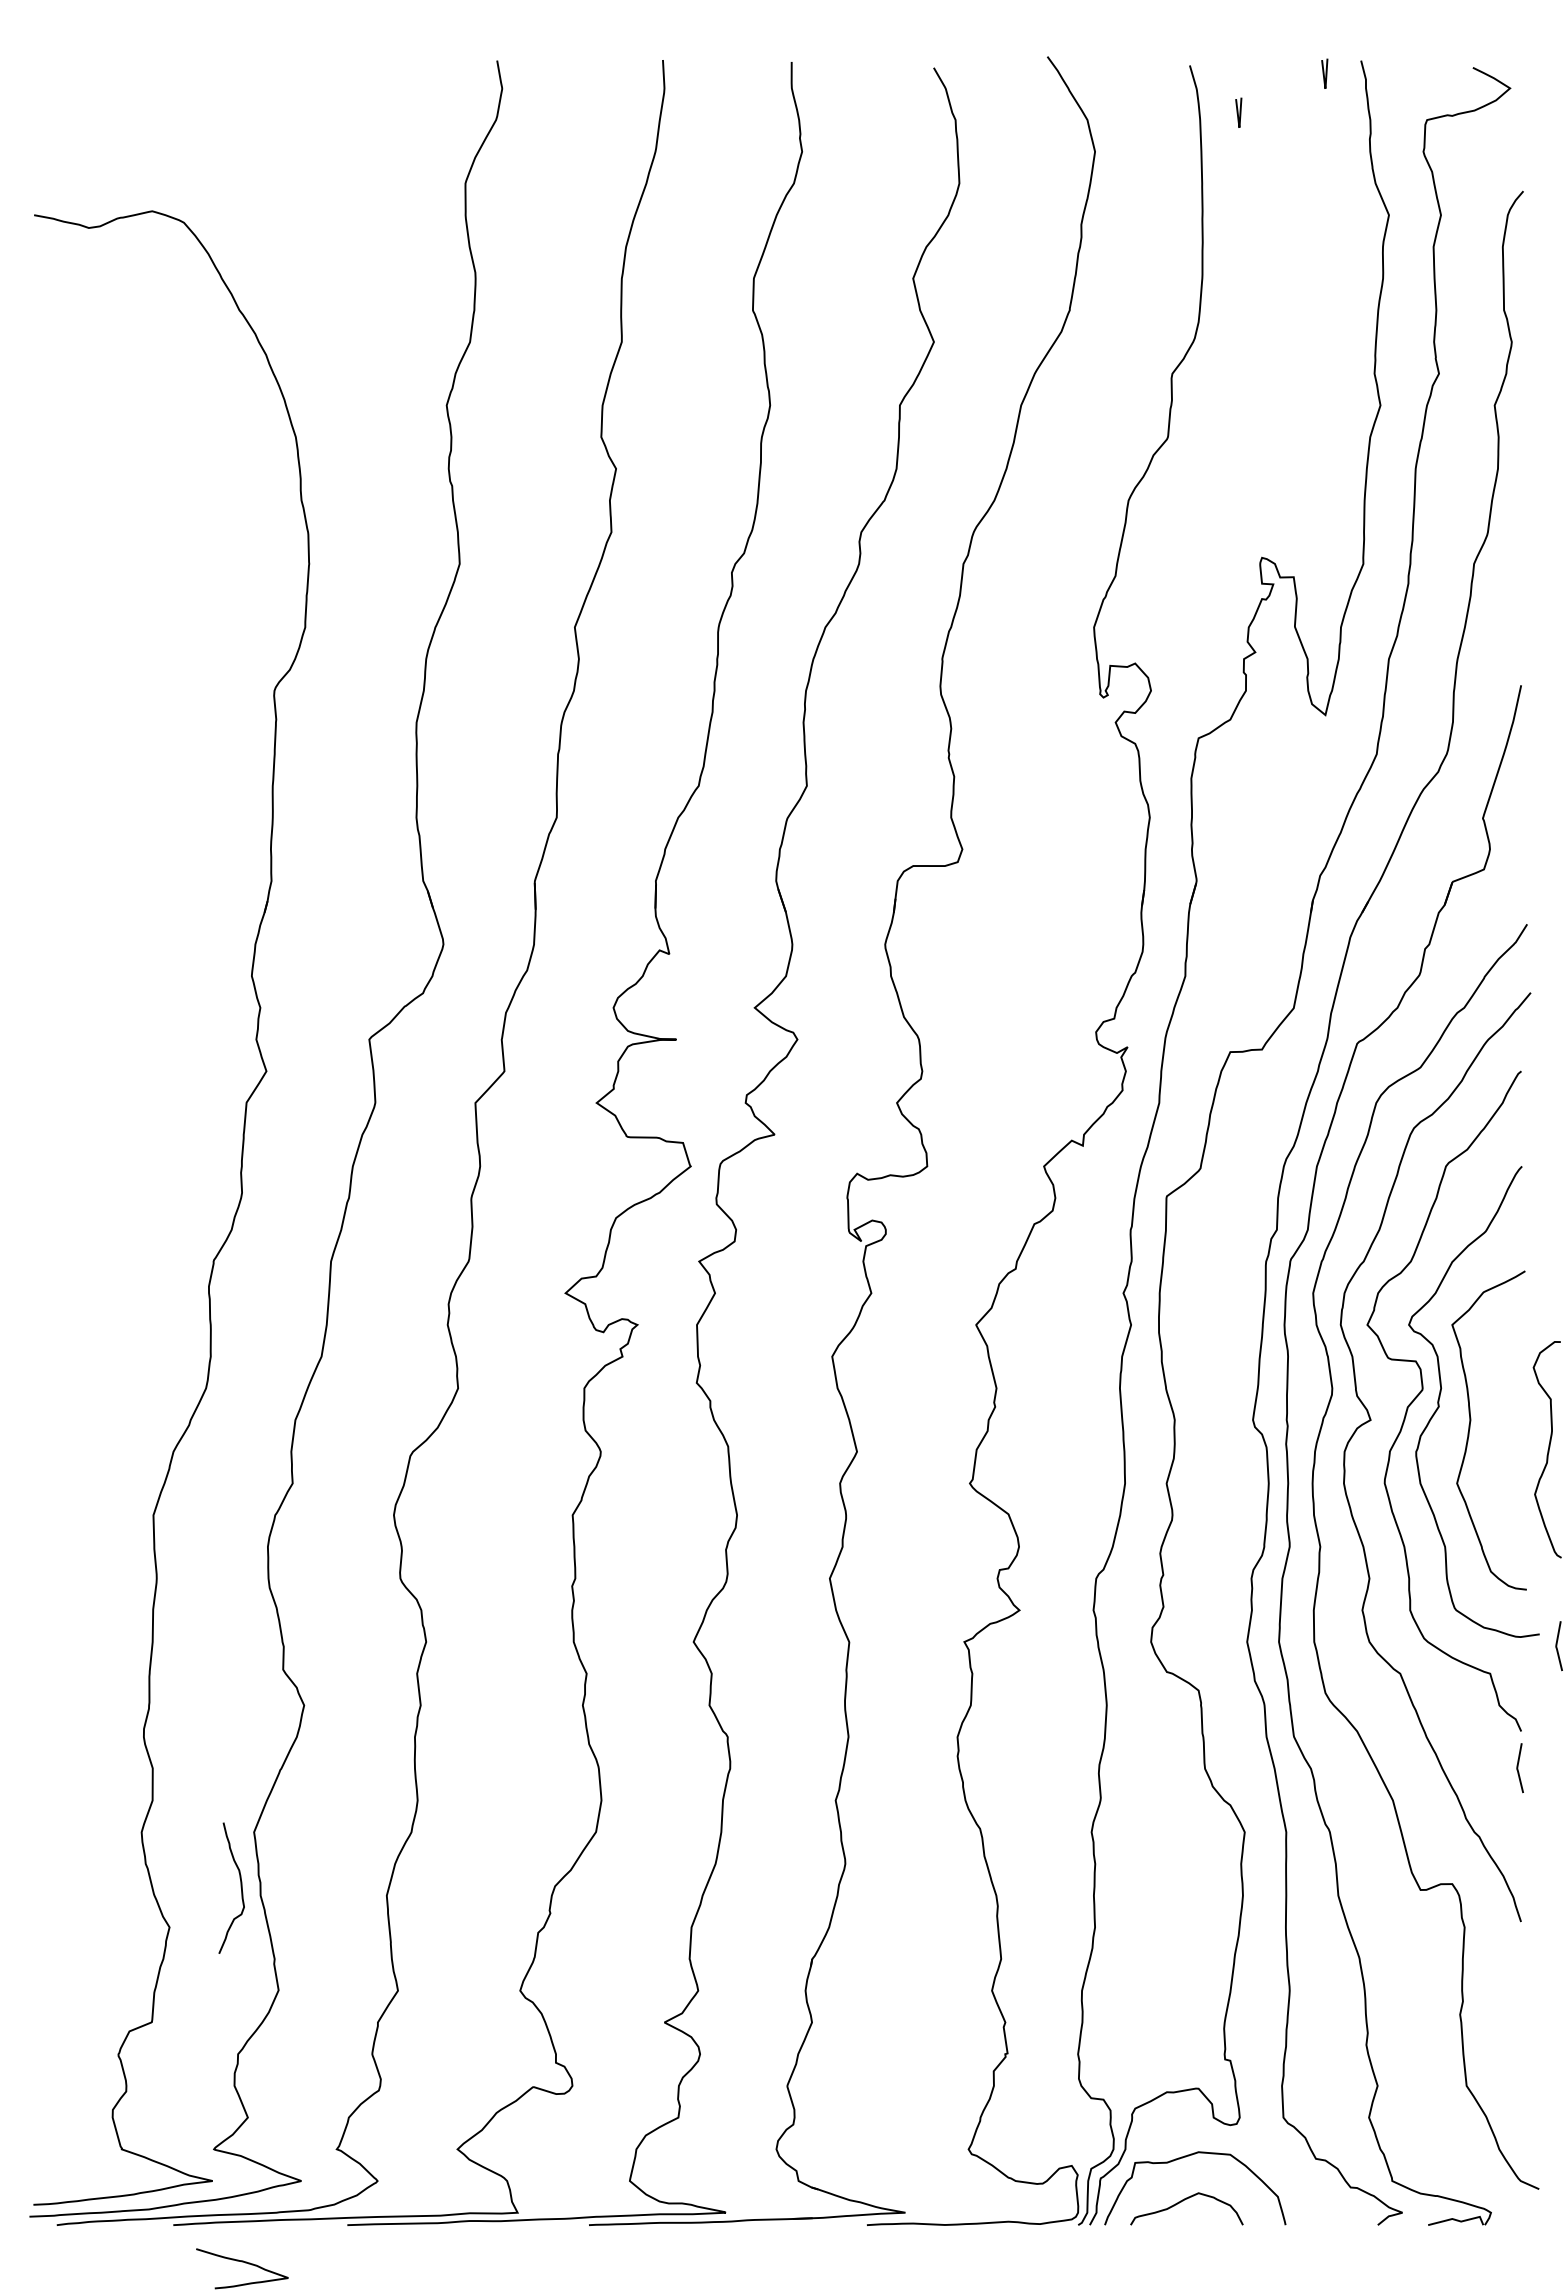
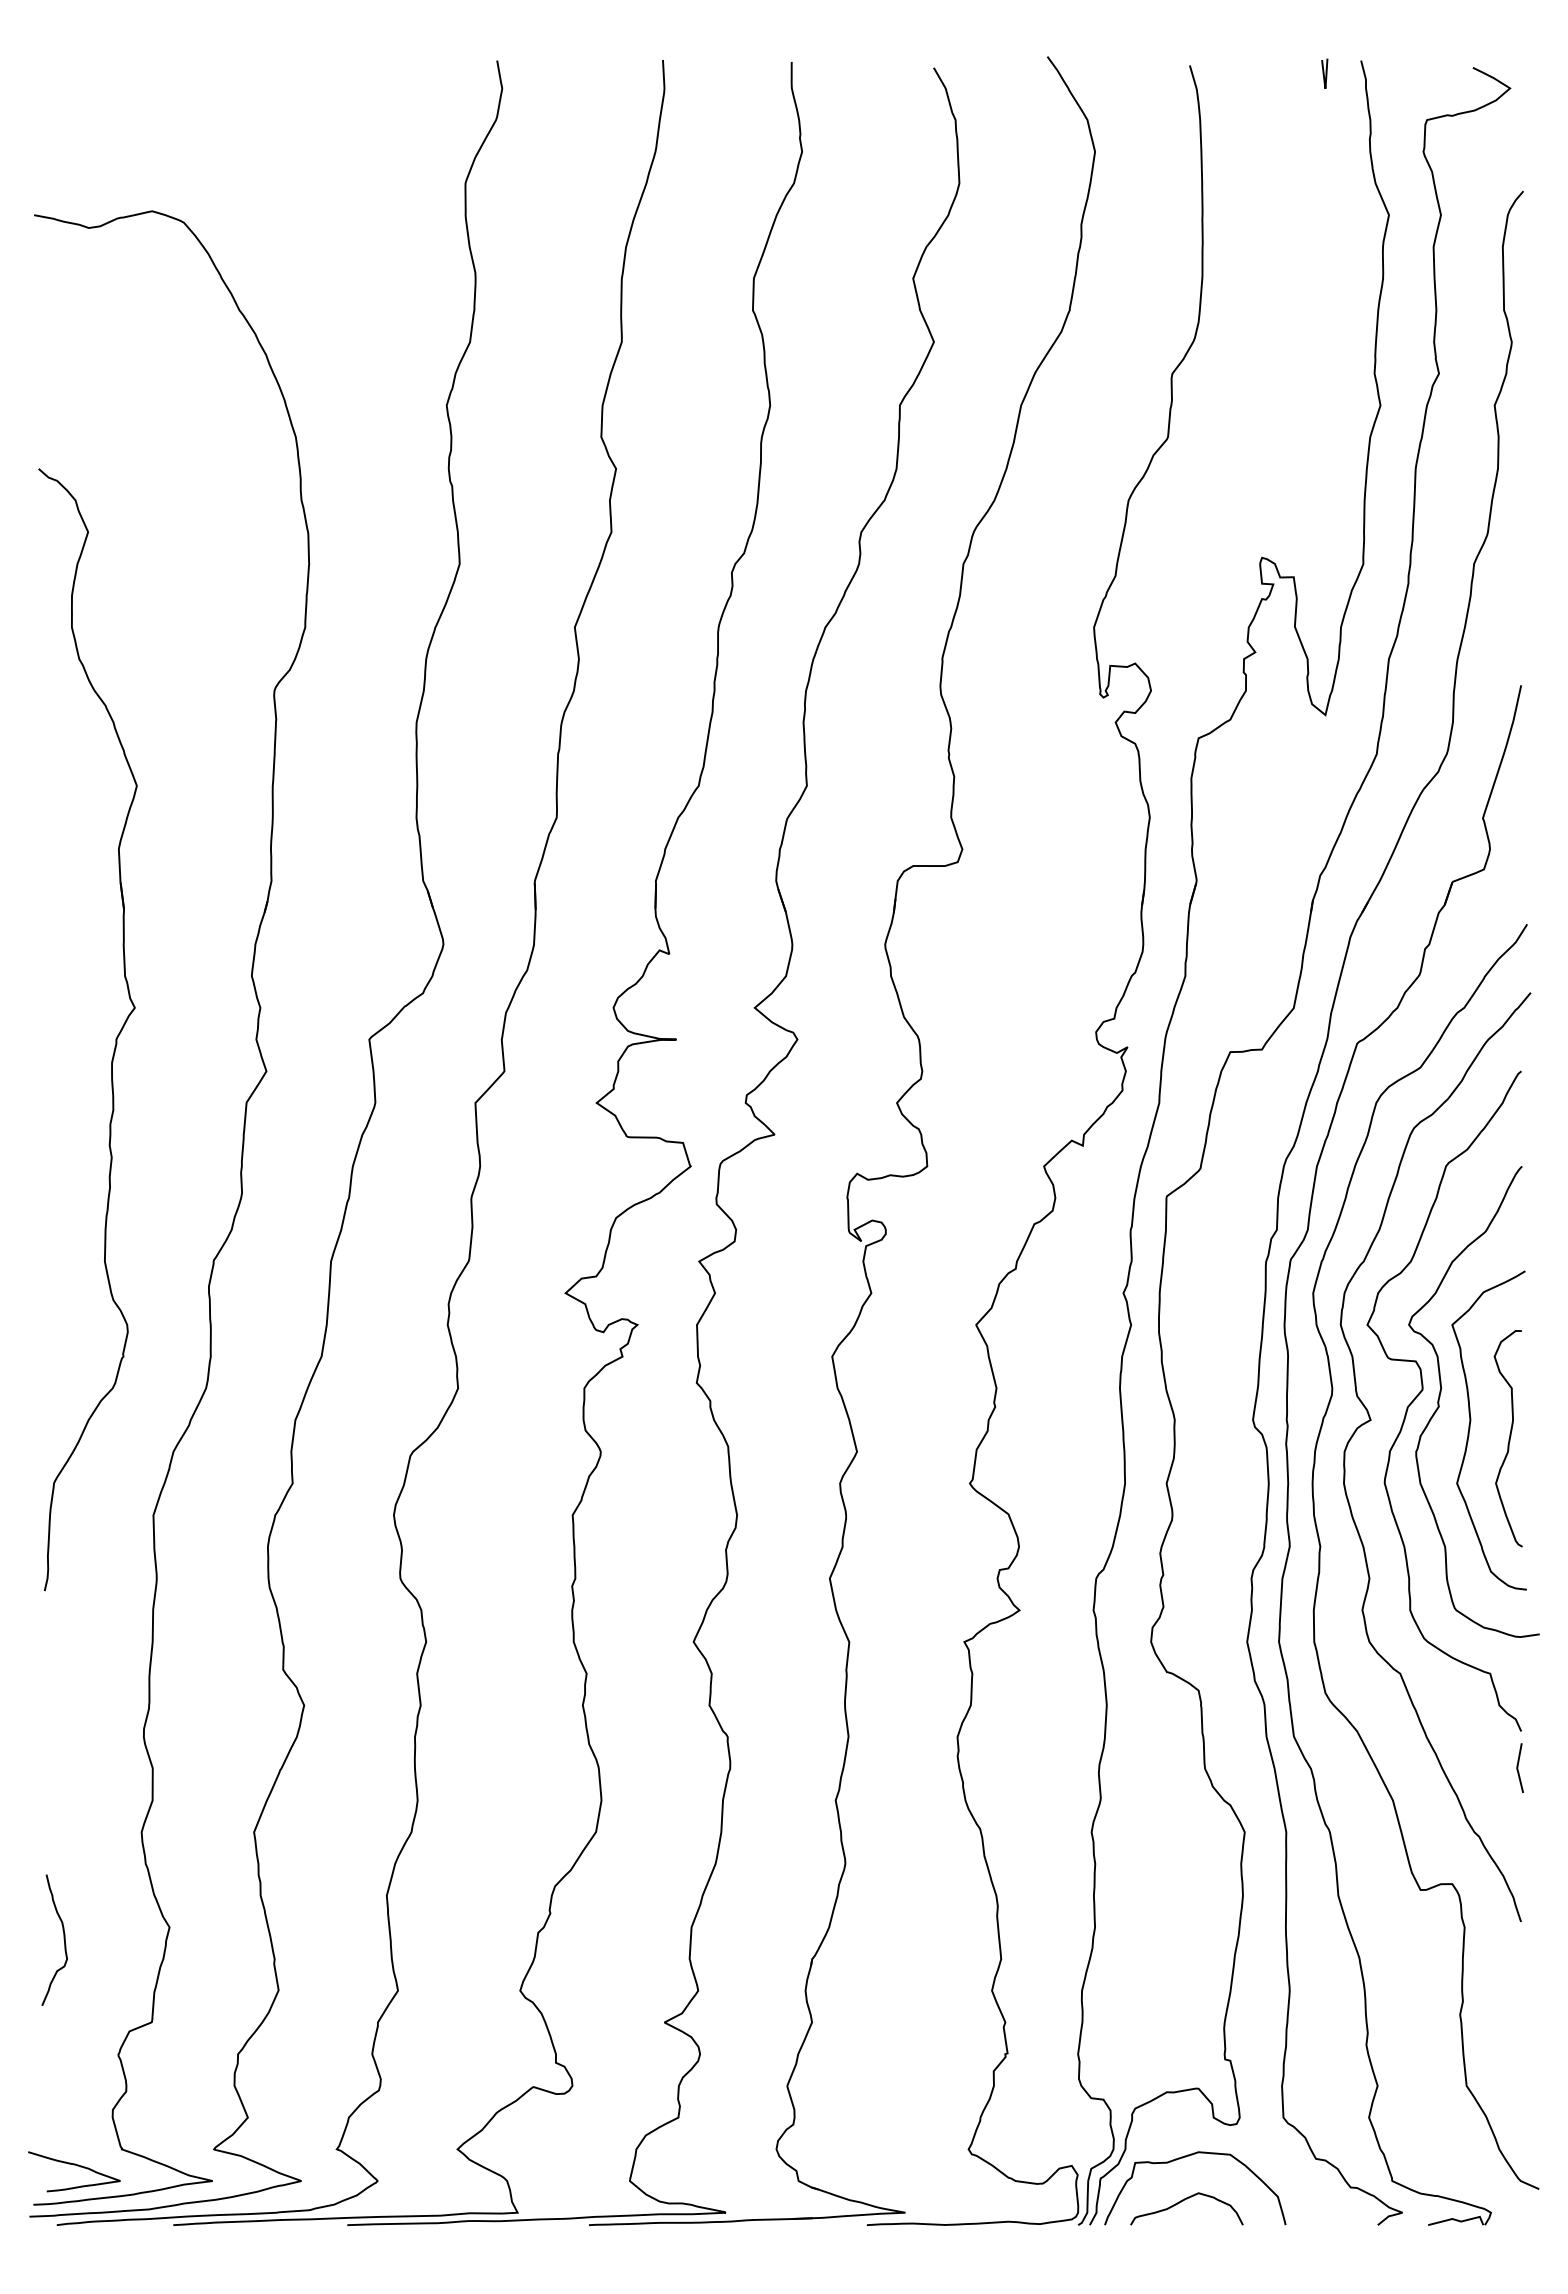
curve: present -> none (1238, 112)
part: none -> present (115, 1038)
curve position: (1547, 1449) -> (1508, 1438) (1508, 1438)
line: present -> none (1557, 1646)
curve position: (240, 1887) -> (63, 1939) (63, 1939)
curve position: (245, 2263) -> (77, 2166) (77, 2166)
